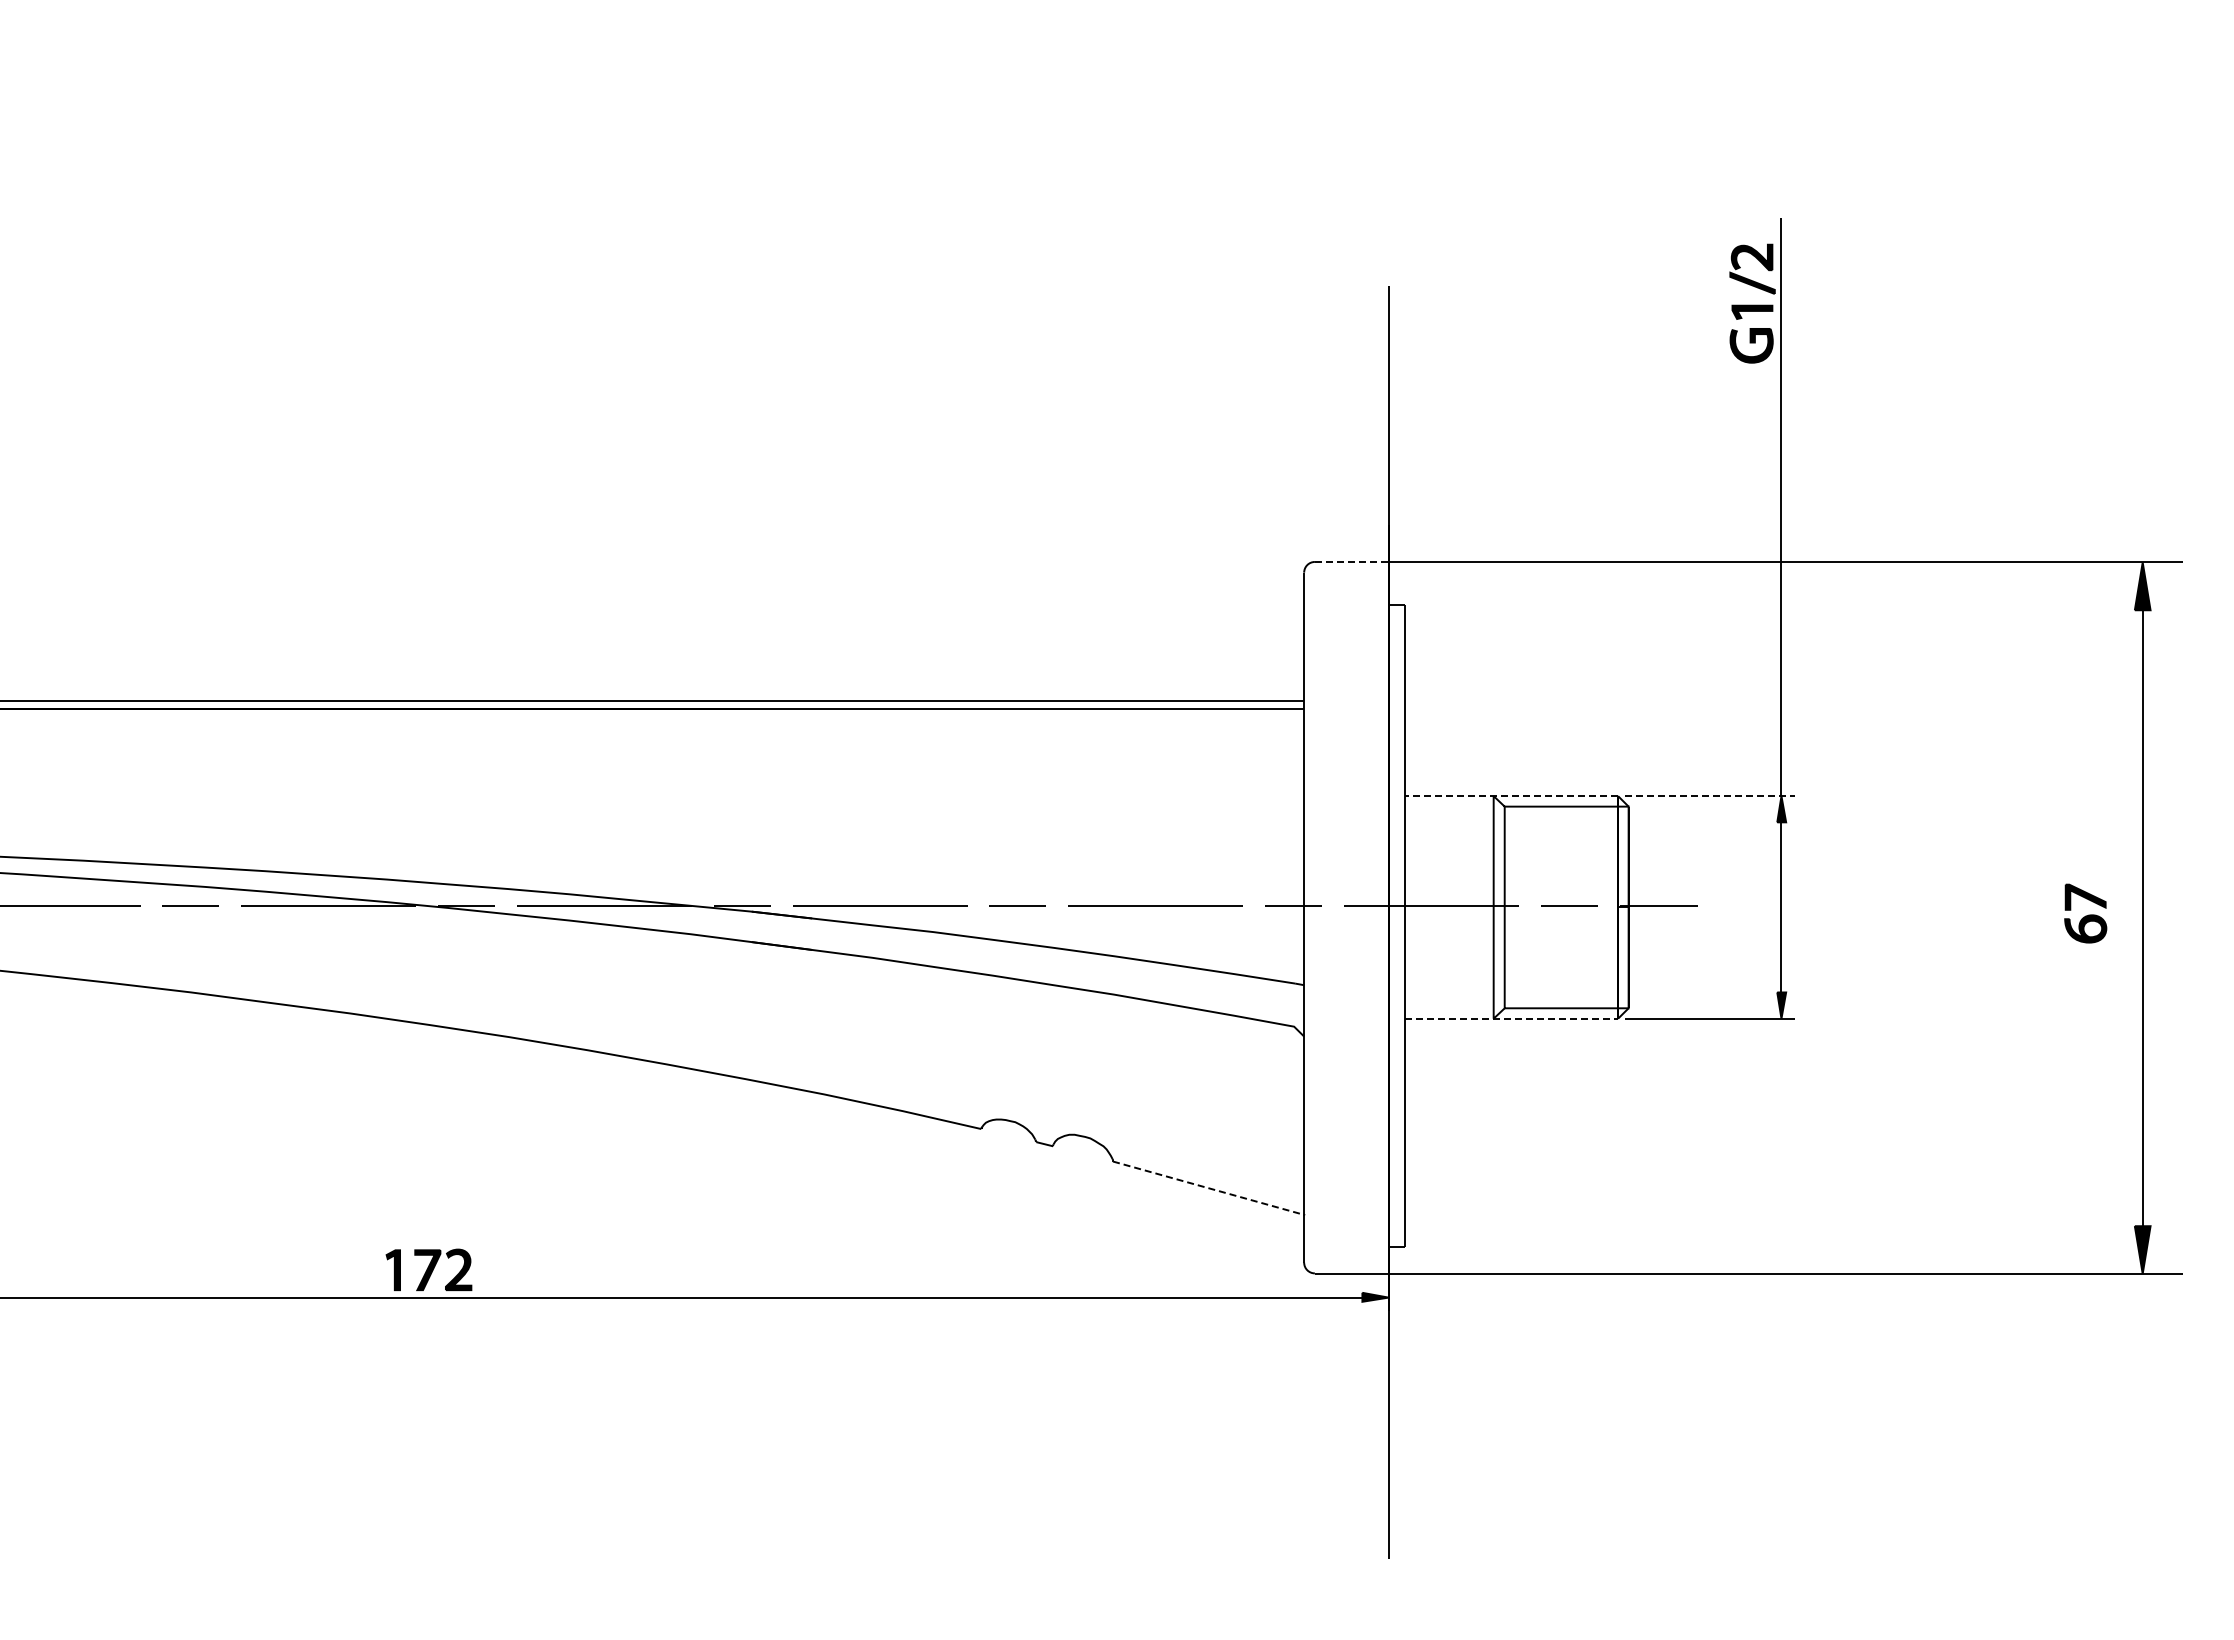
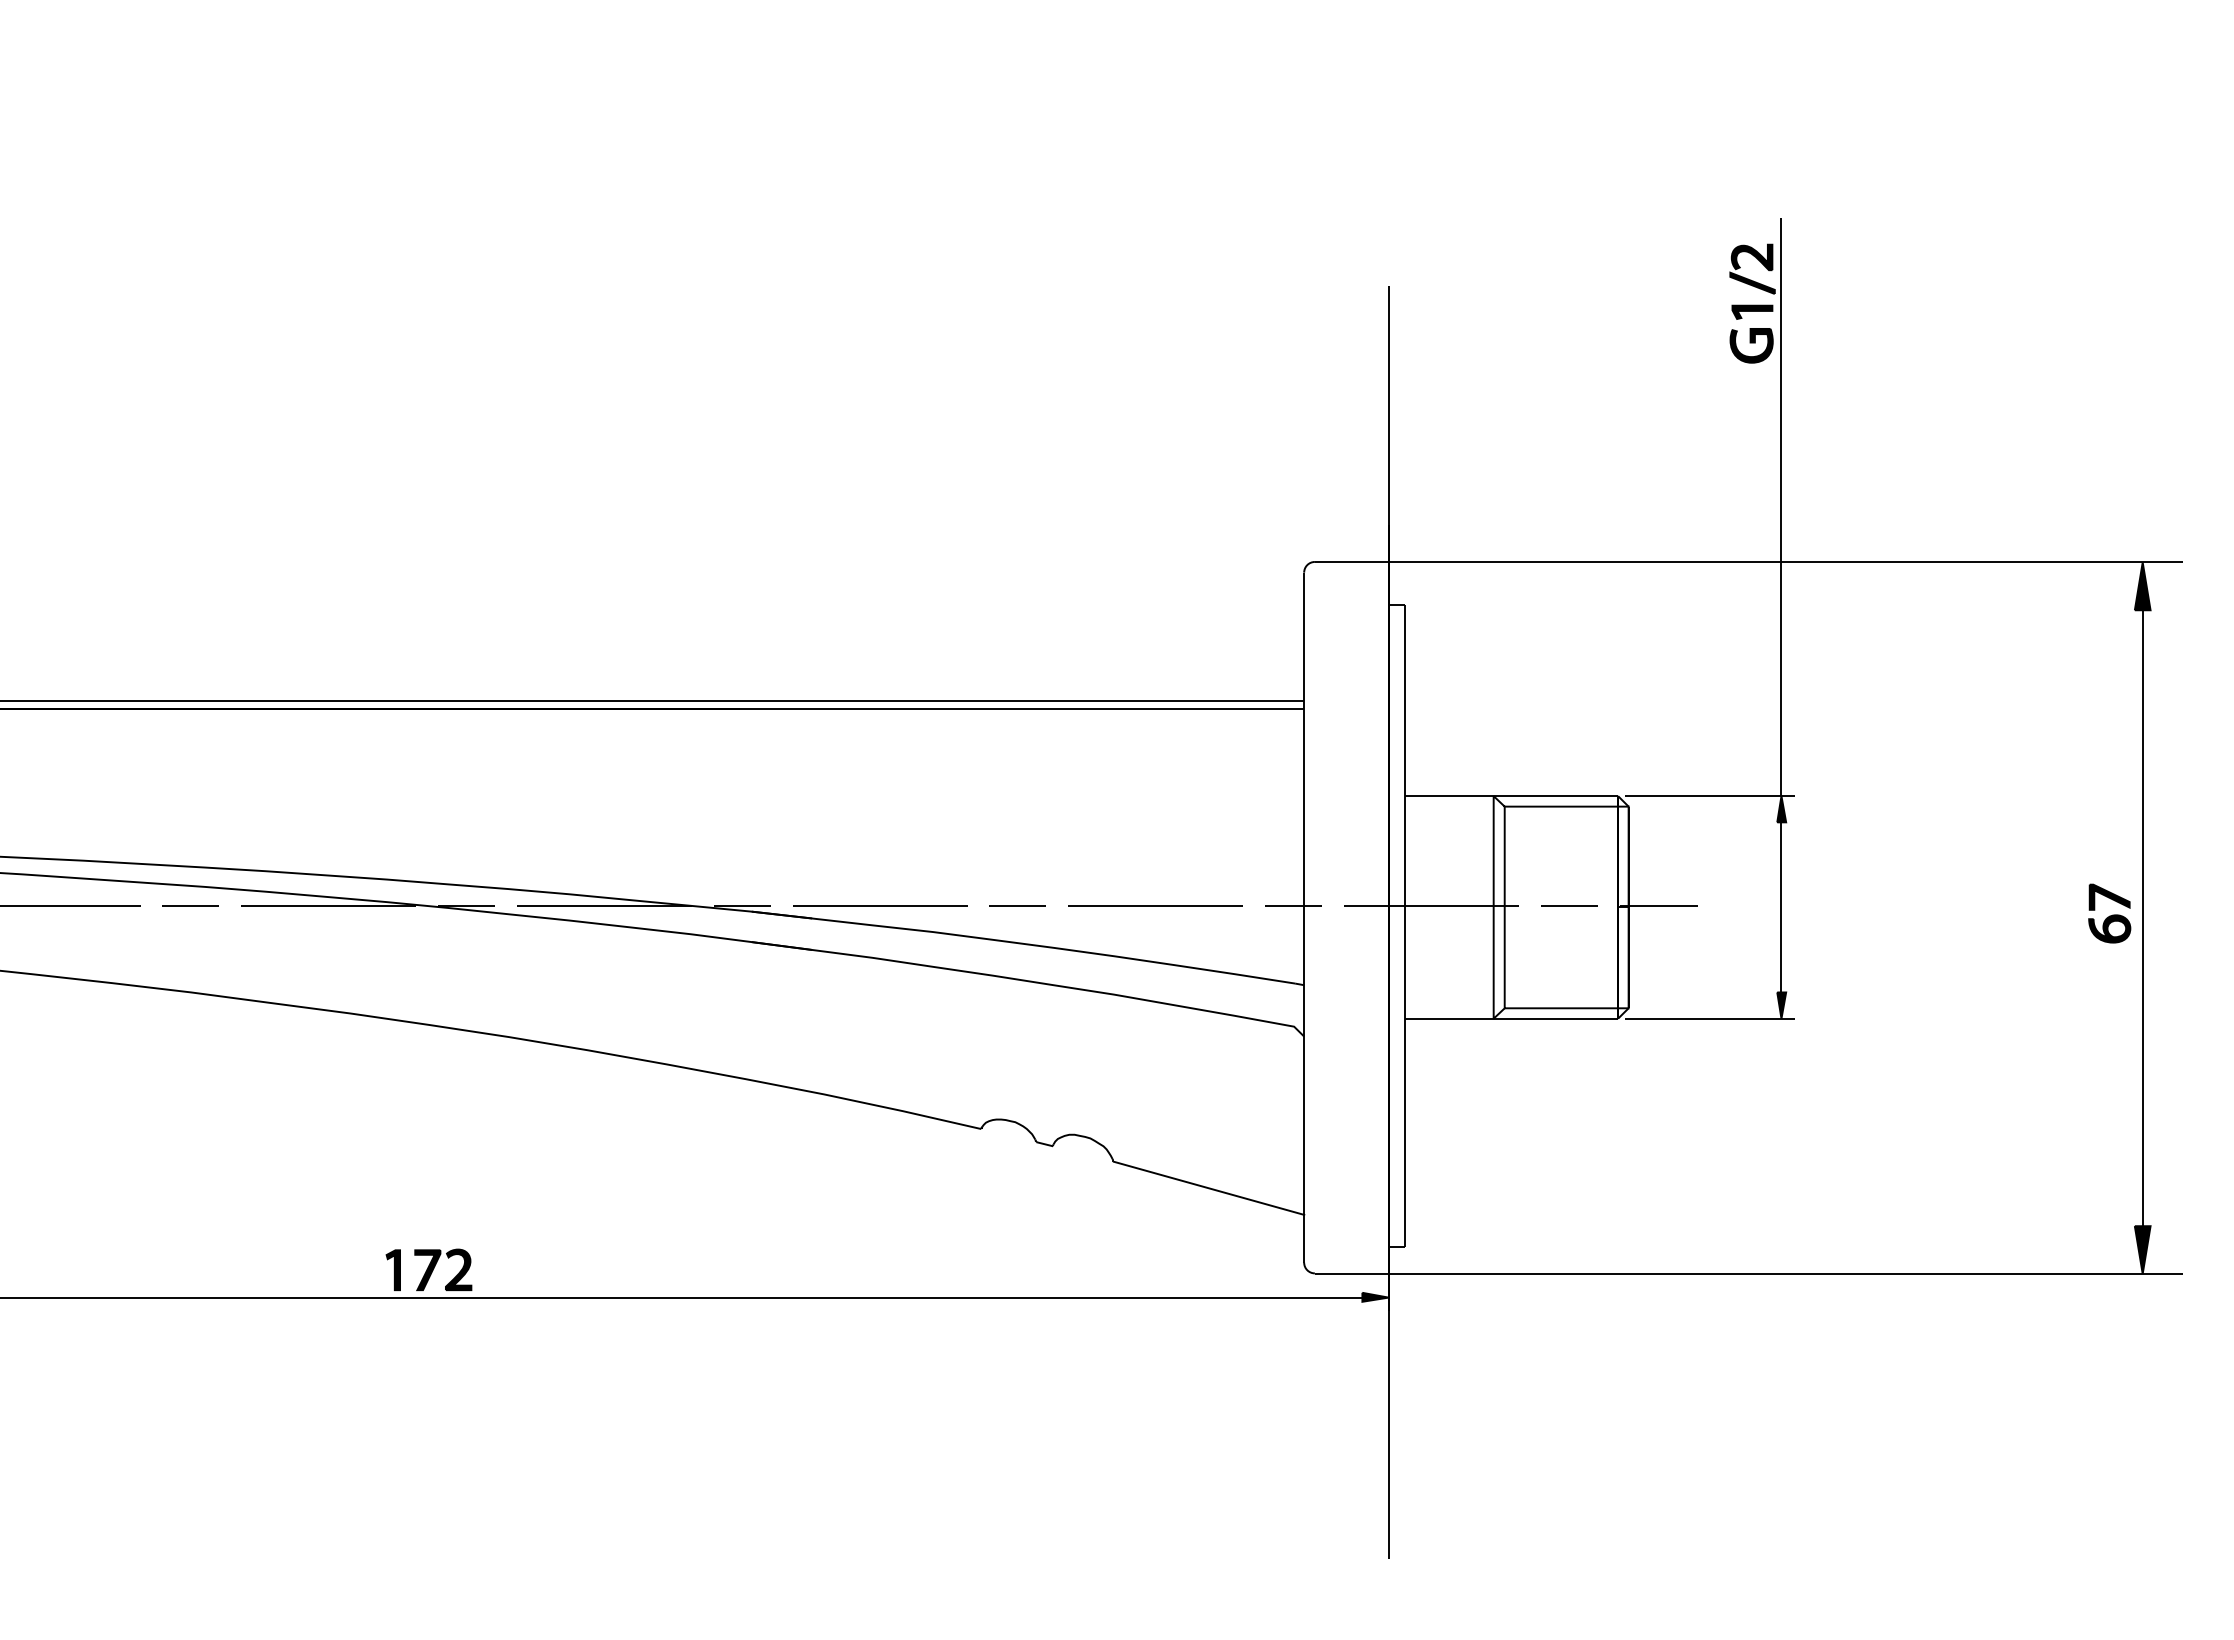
line: dashed -> solid (1352, 562)
line: dashed -> solid (1511, 796)
line: dashed -> solid (1710, 796)
part position: (2085, 913) -> (2109, 913) (2109, 913)
line: dashed -> solid (1511, 1018)
line: dashed -> solid (1209, 1188)
